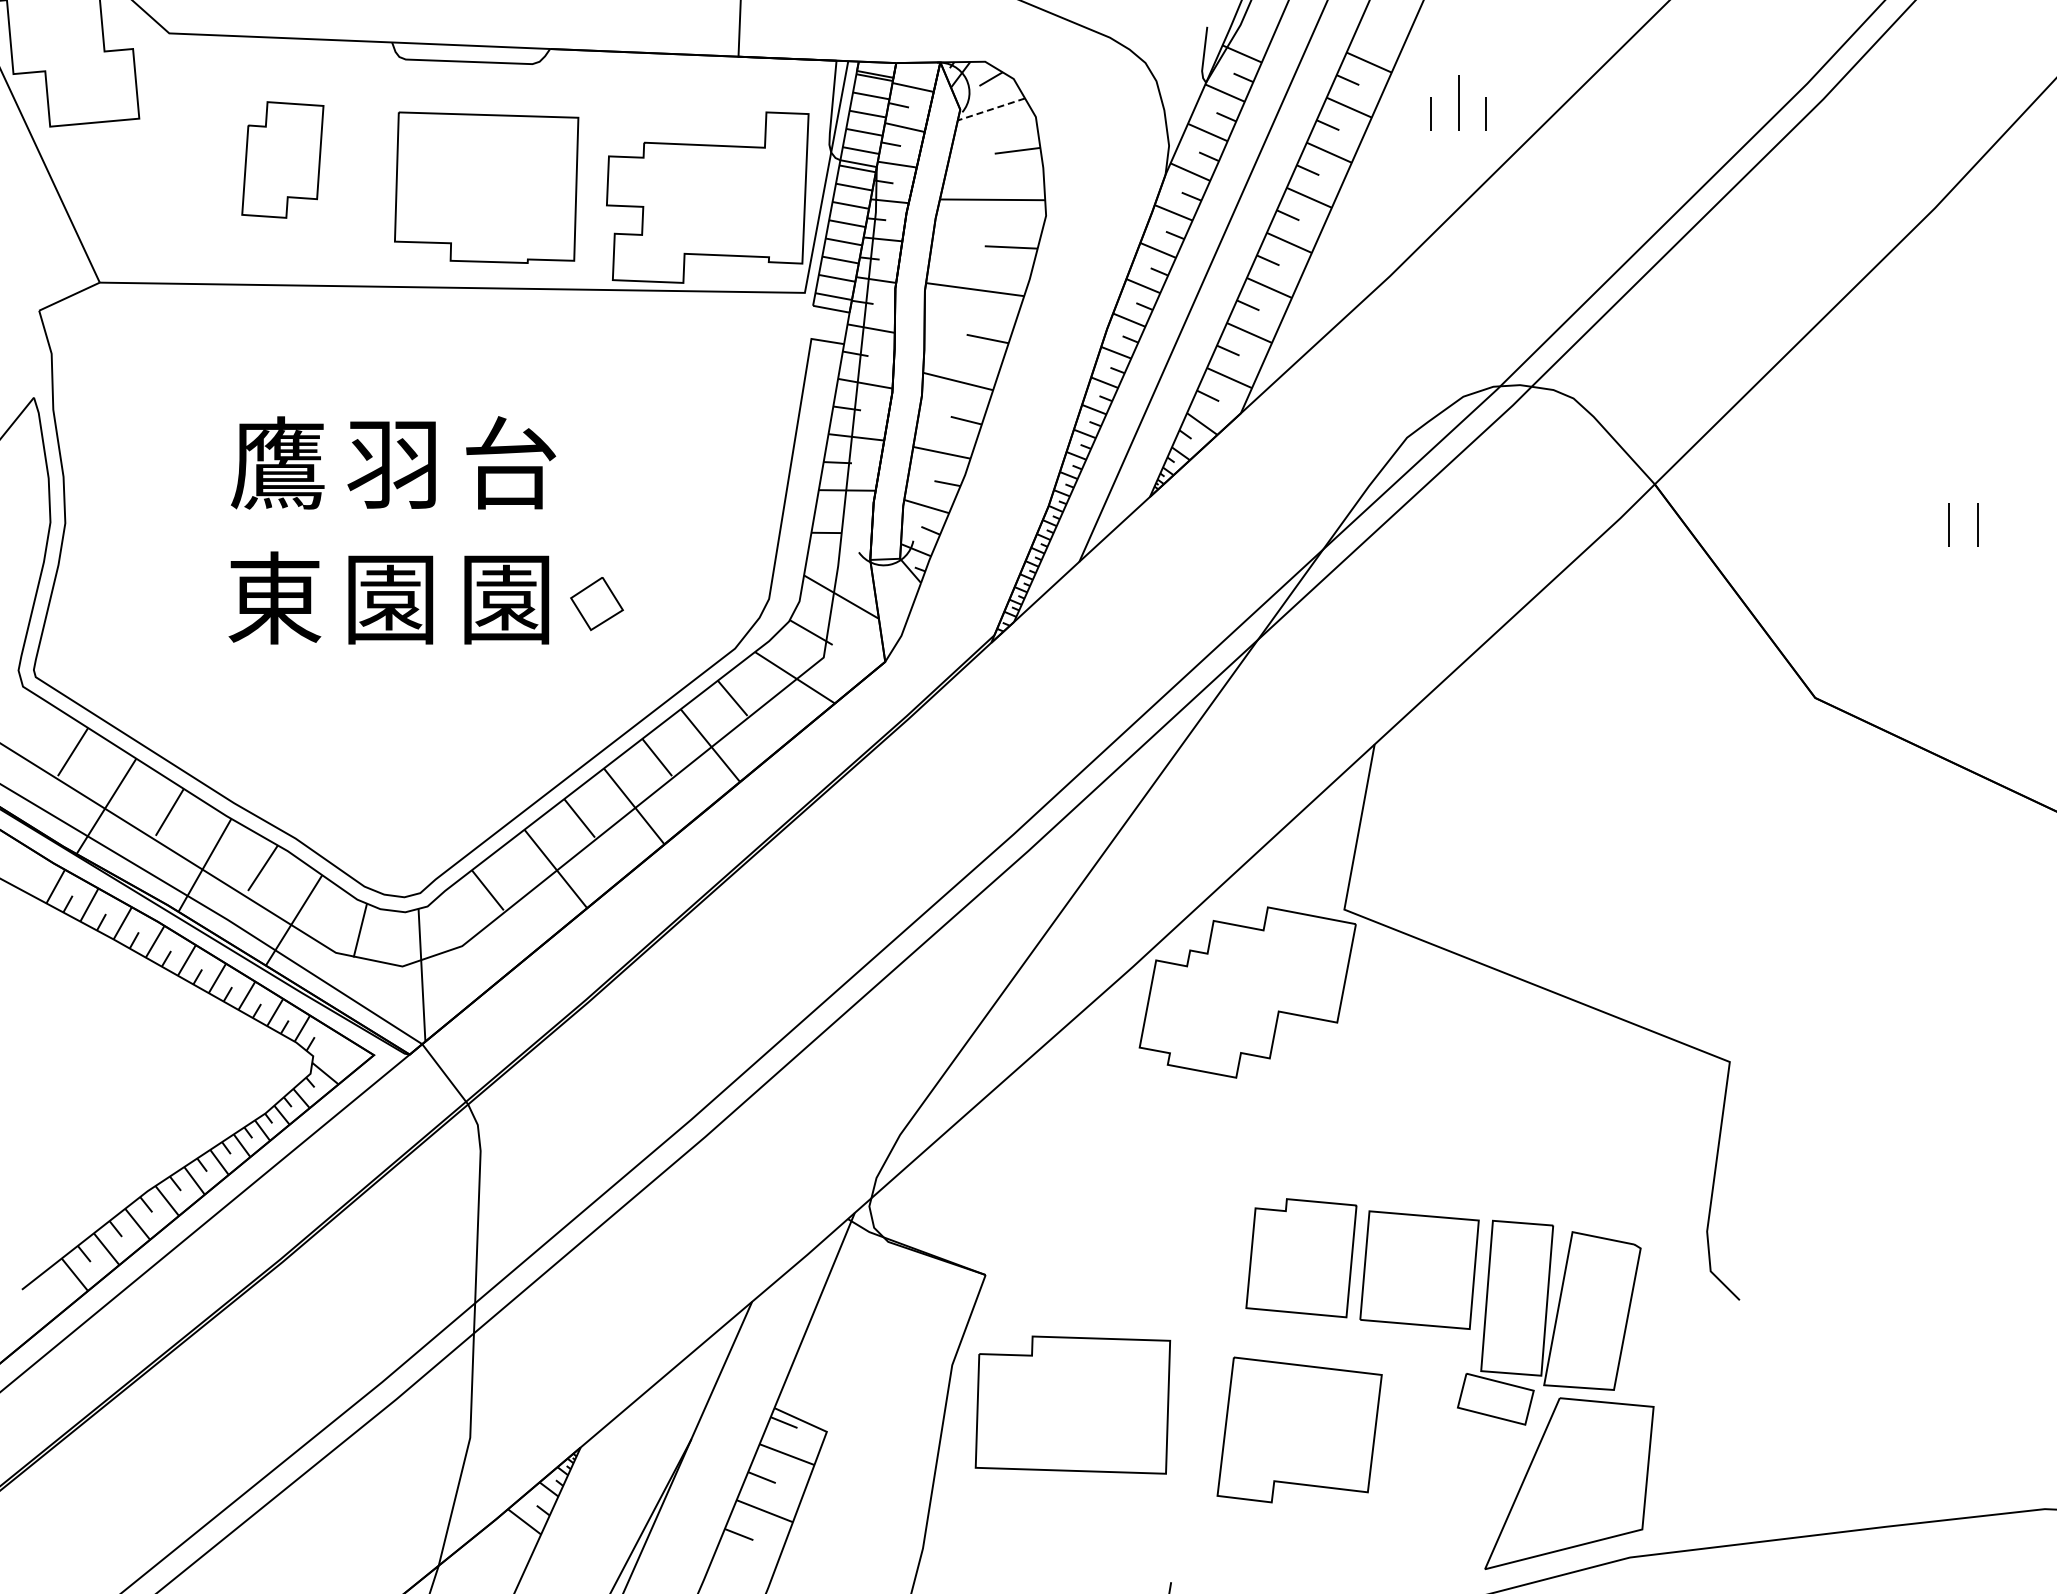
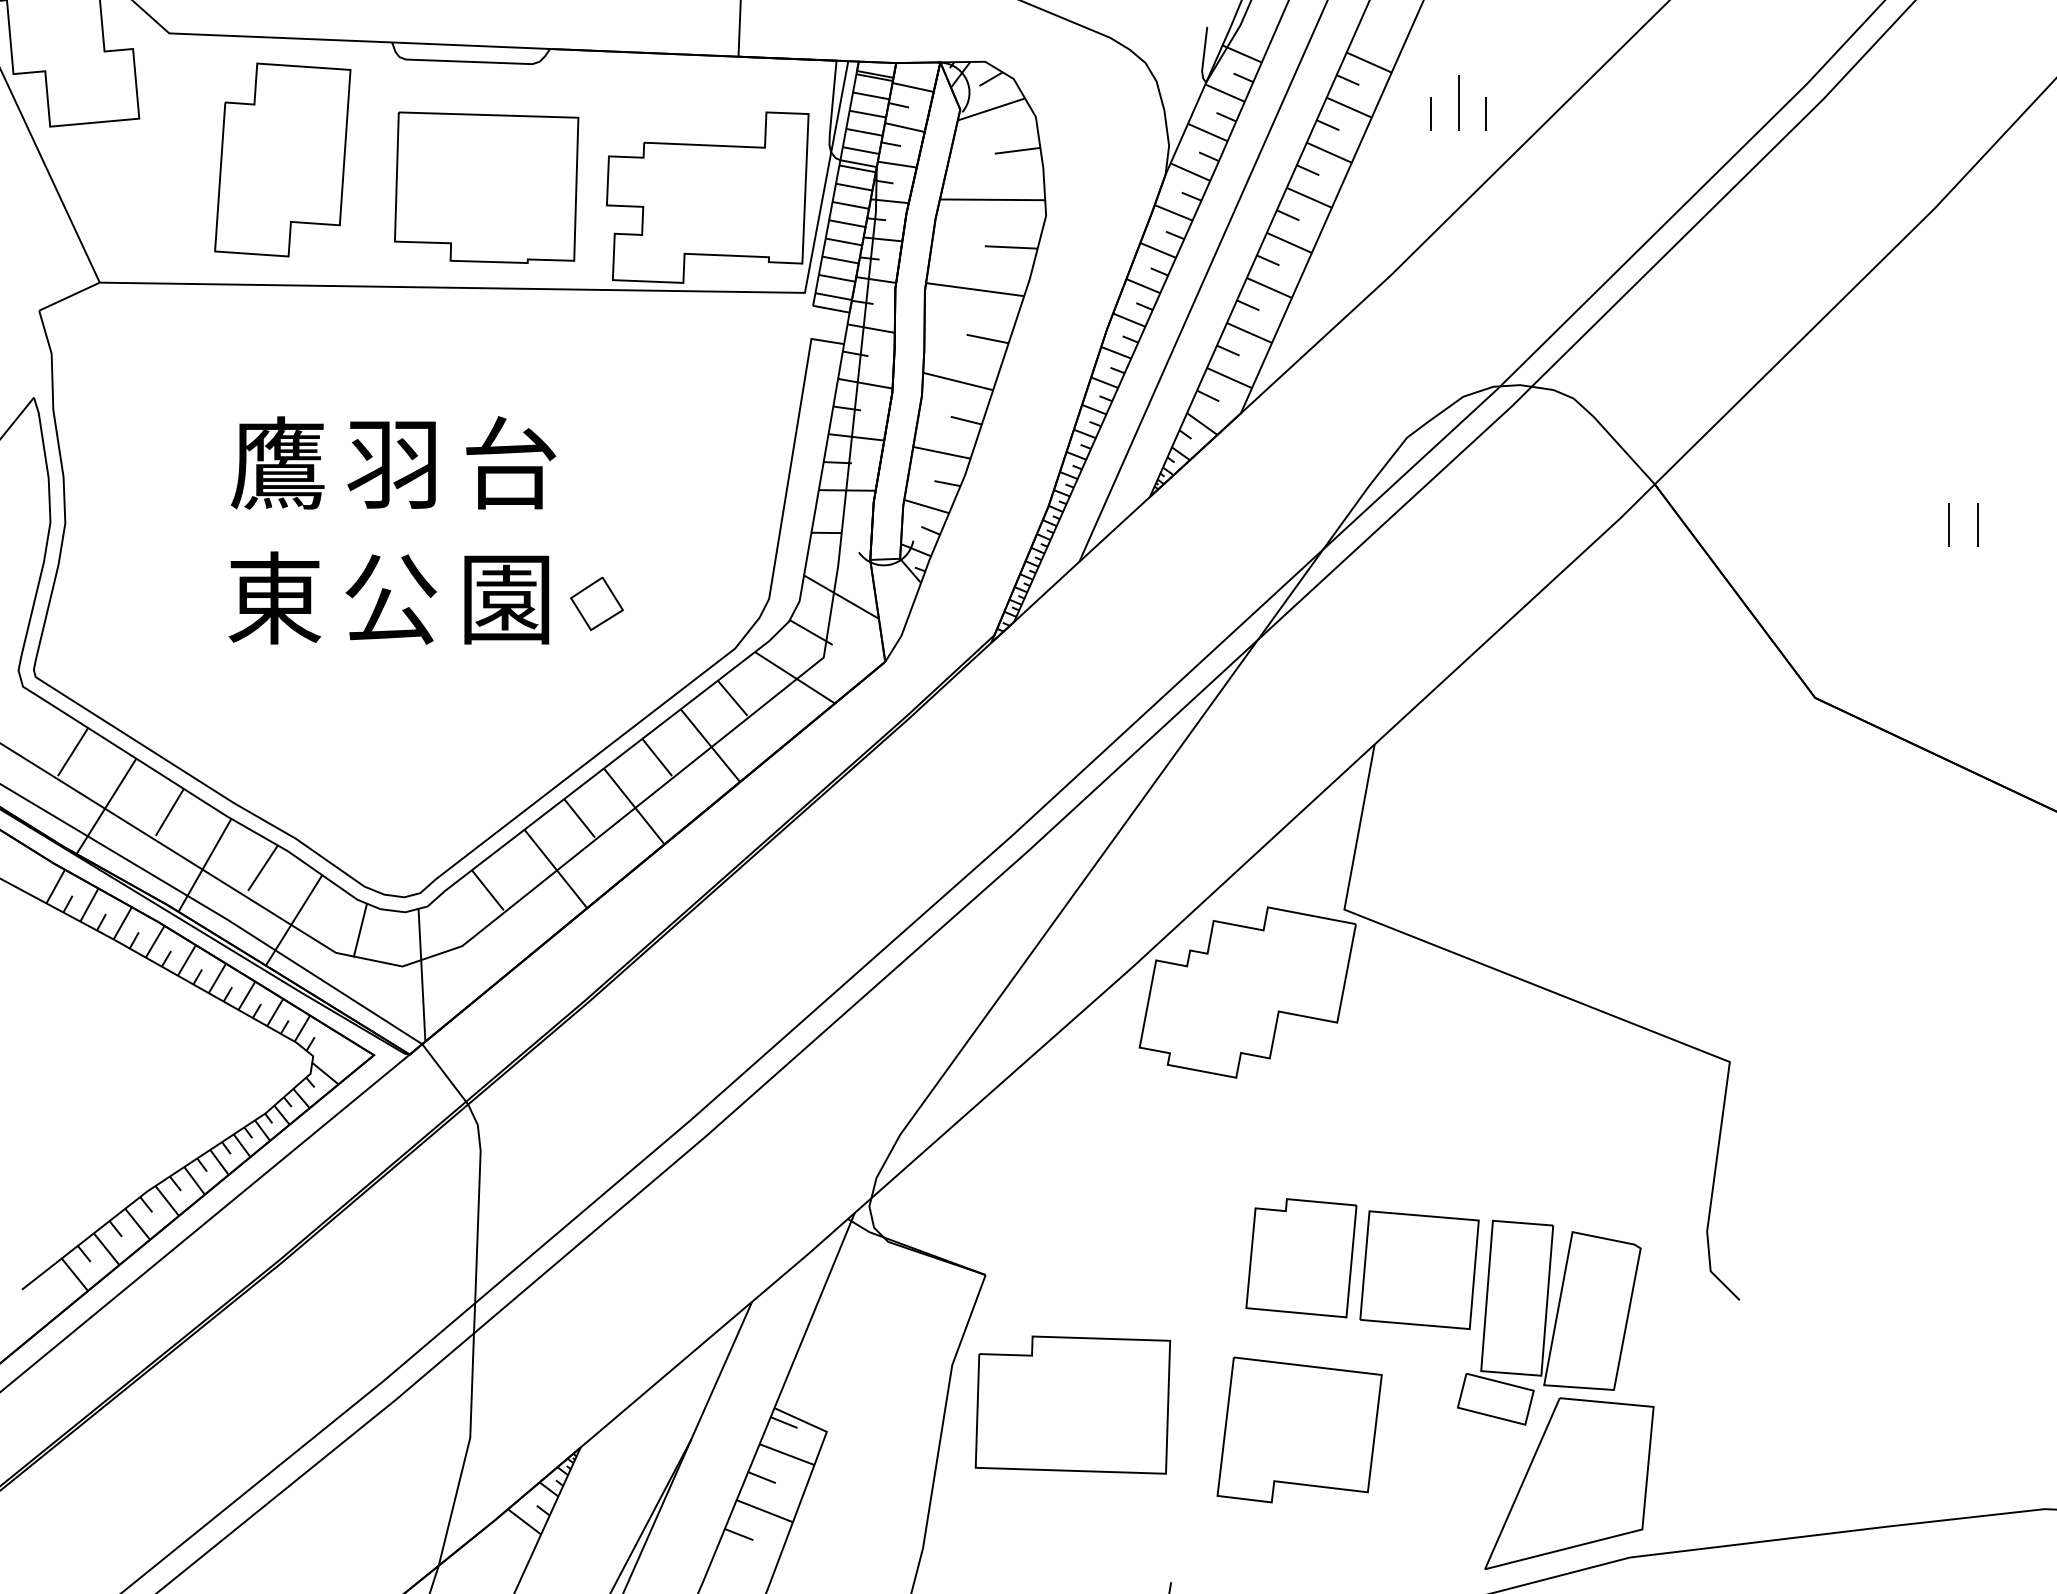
line: dashed -> solid (991, 109)
part size: 84x118 px -> 138x196 px (282, 159)
text: 園 -> 公 (390, 599)
